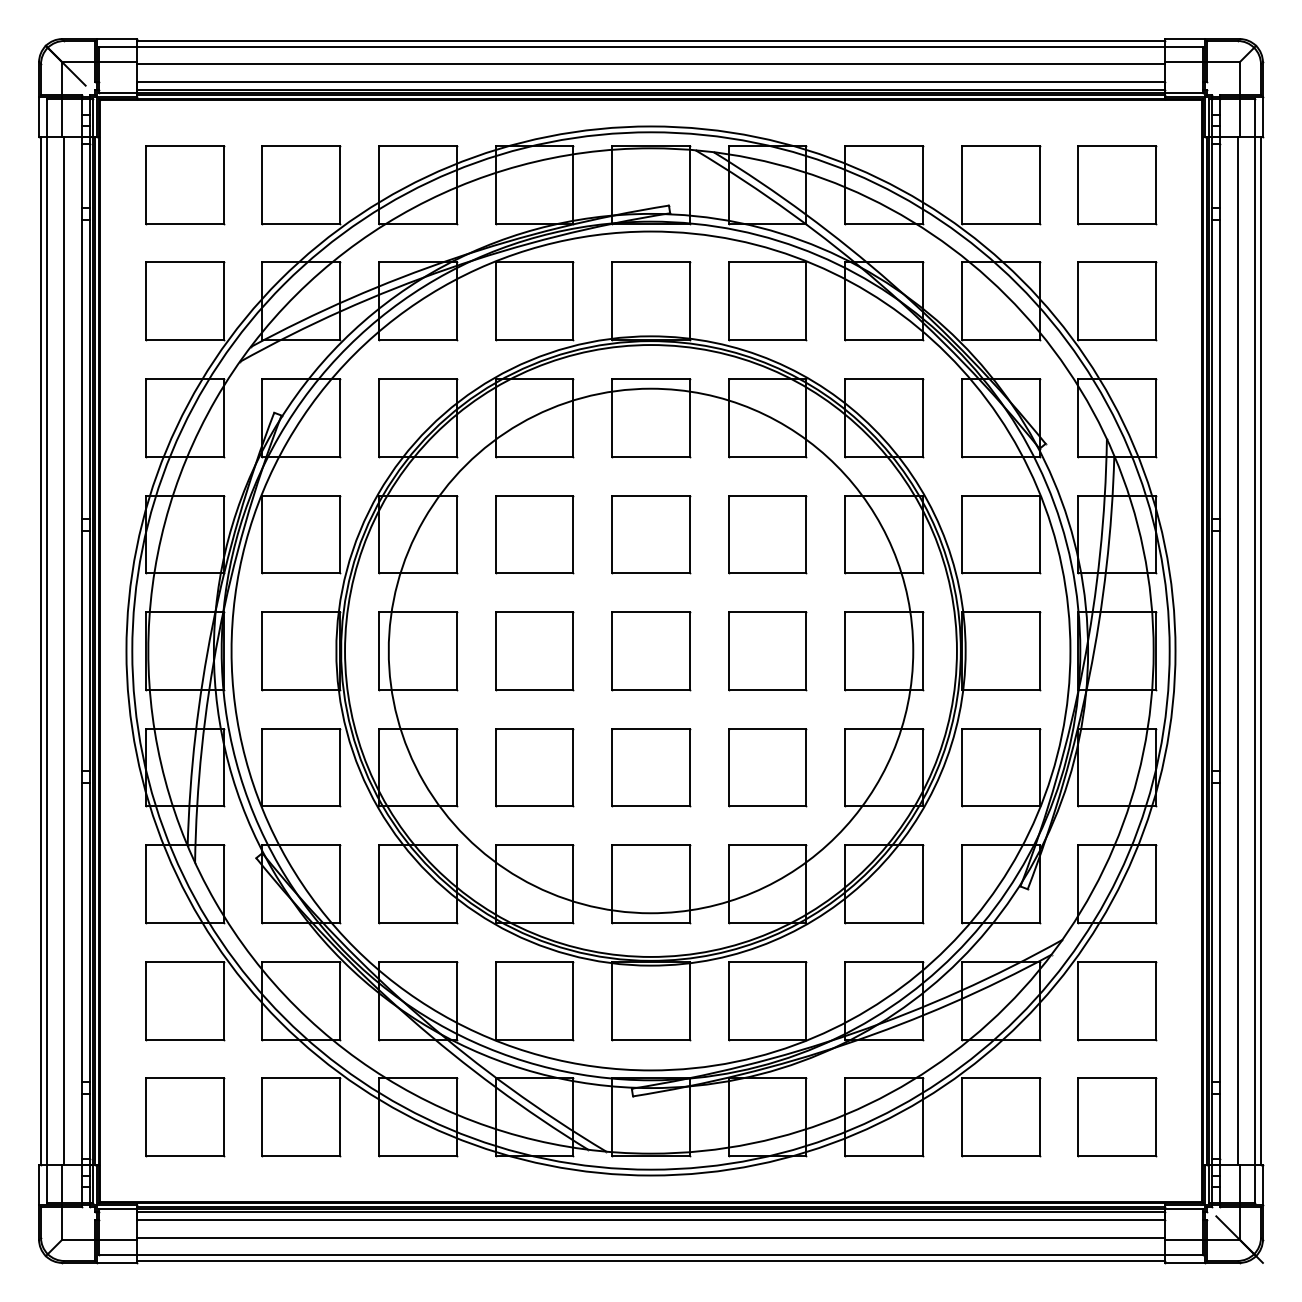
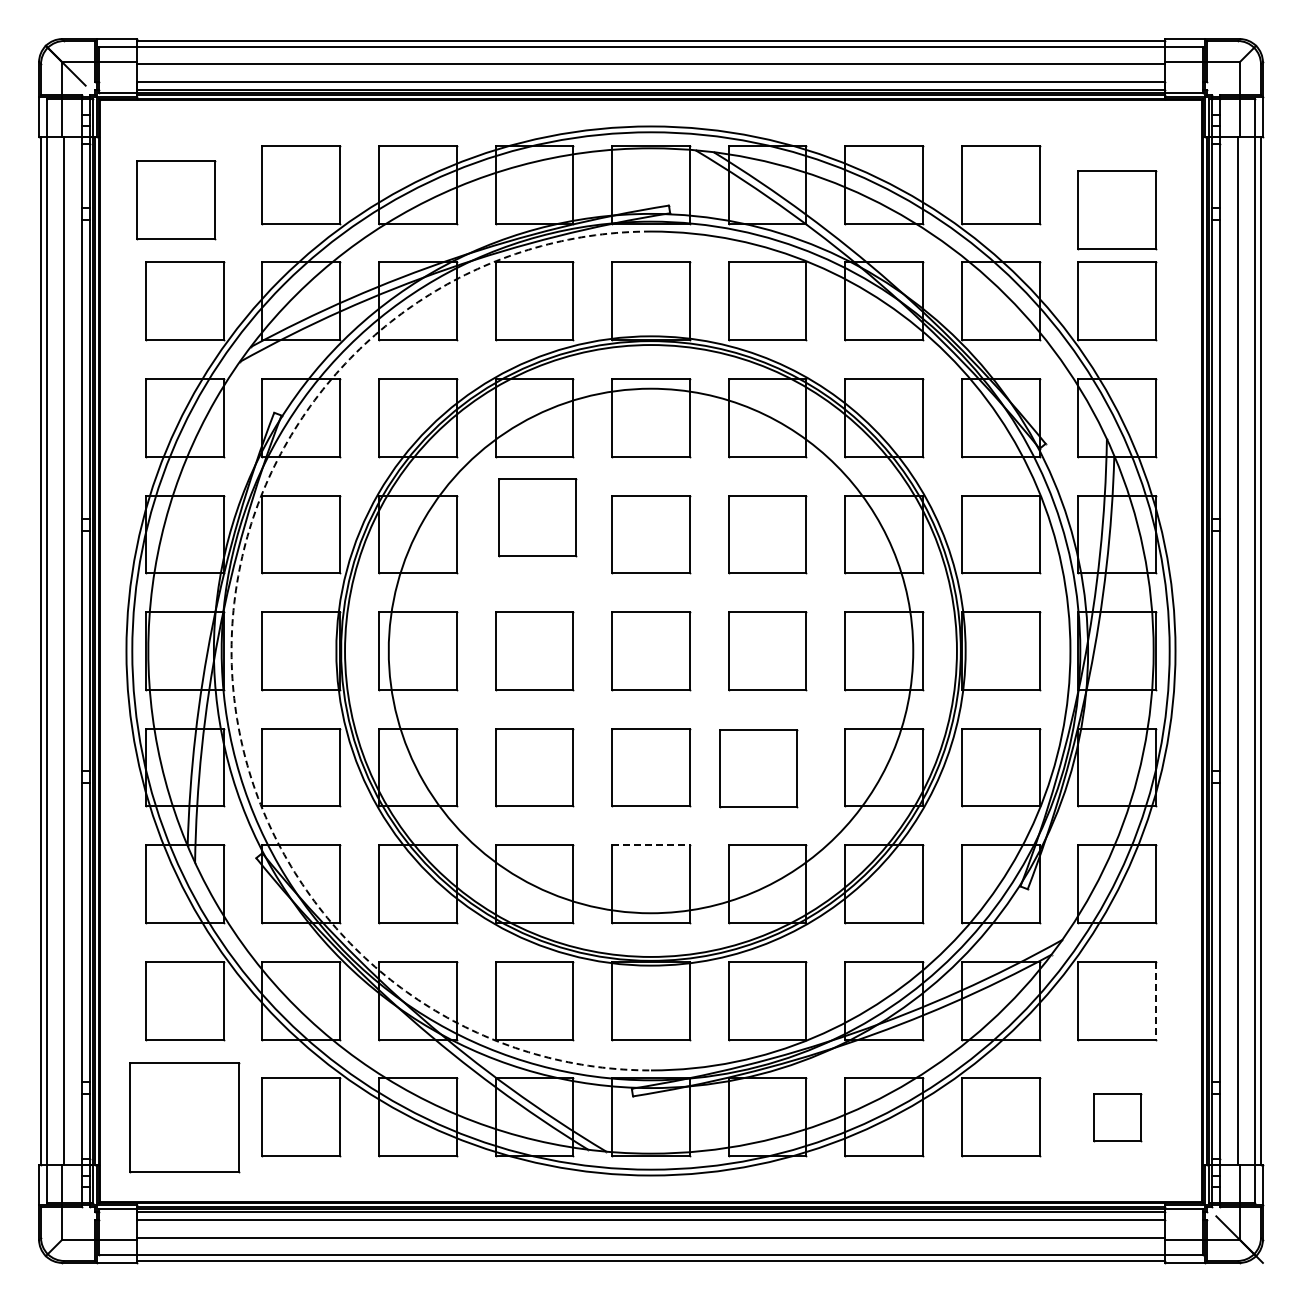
part position: (185, 185) -> (176, 200) (176, 200)
part position: (1117, 185) -> (1117, 210) (1117, 210)
part position: (534, 534) -> (537, 517) (537, 517)
arc: solid -> dashed (231, 651)
part position: (767, 767) -> (758, 768) (758, 768)
line: solid -> dashed (651, 845)
line: solid -> dashed (1156, 1000)
part size: 81x81 px -> 112x112 px (184, 1117)
part size: 81x81 px -> 50x50 px (1117, 1117)
